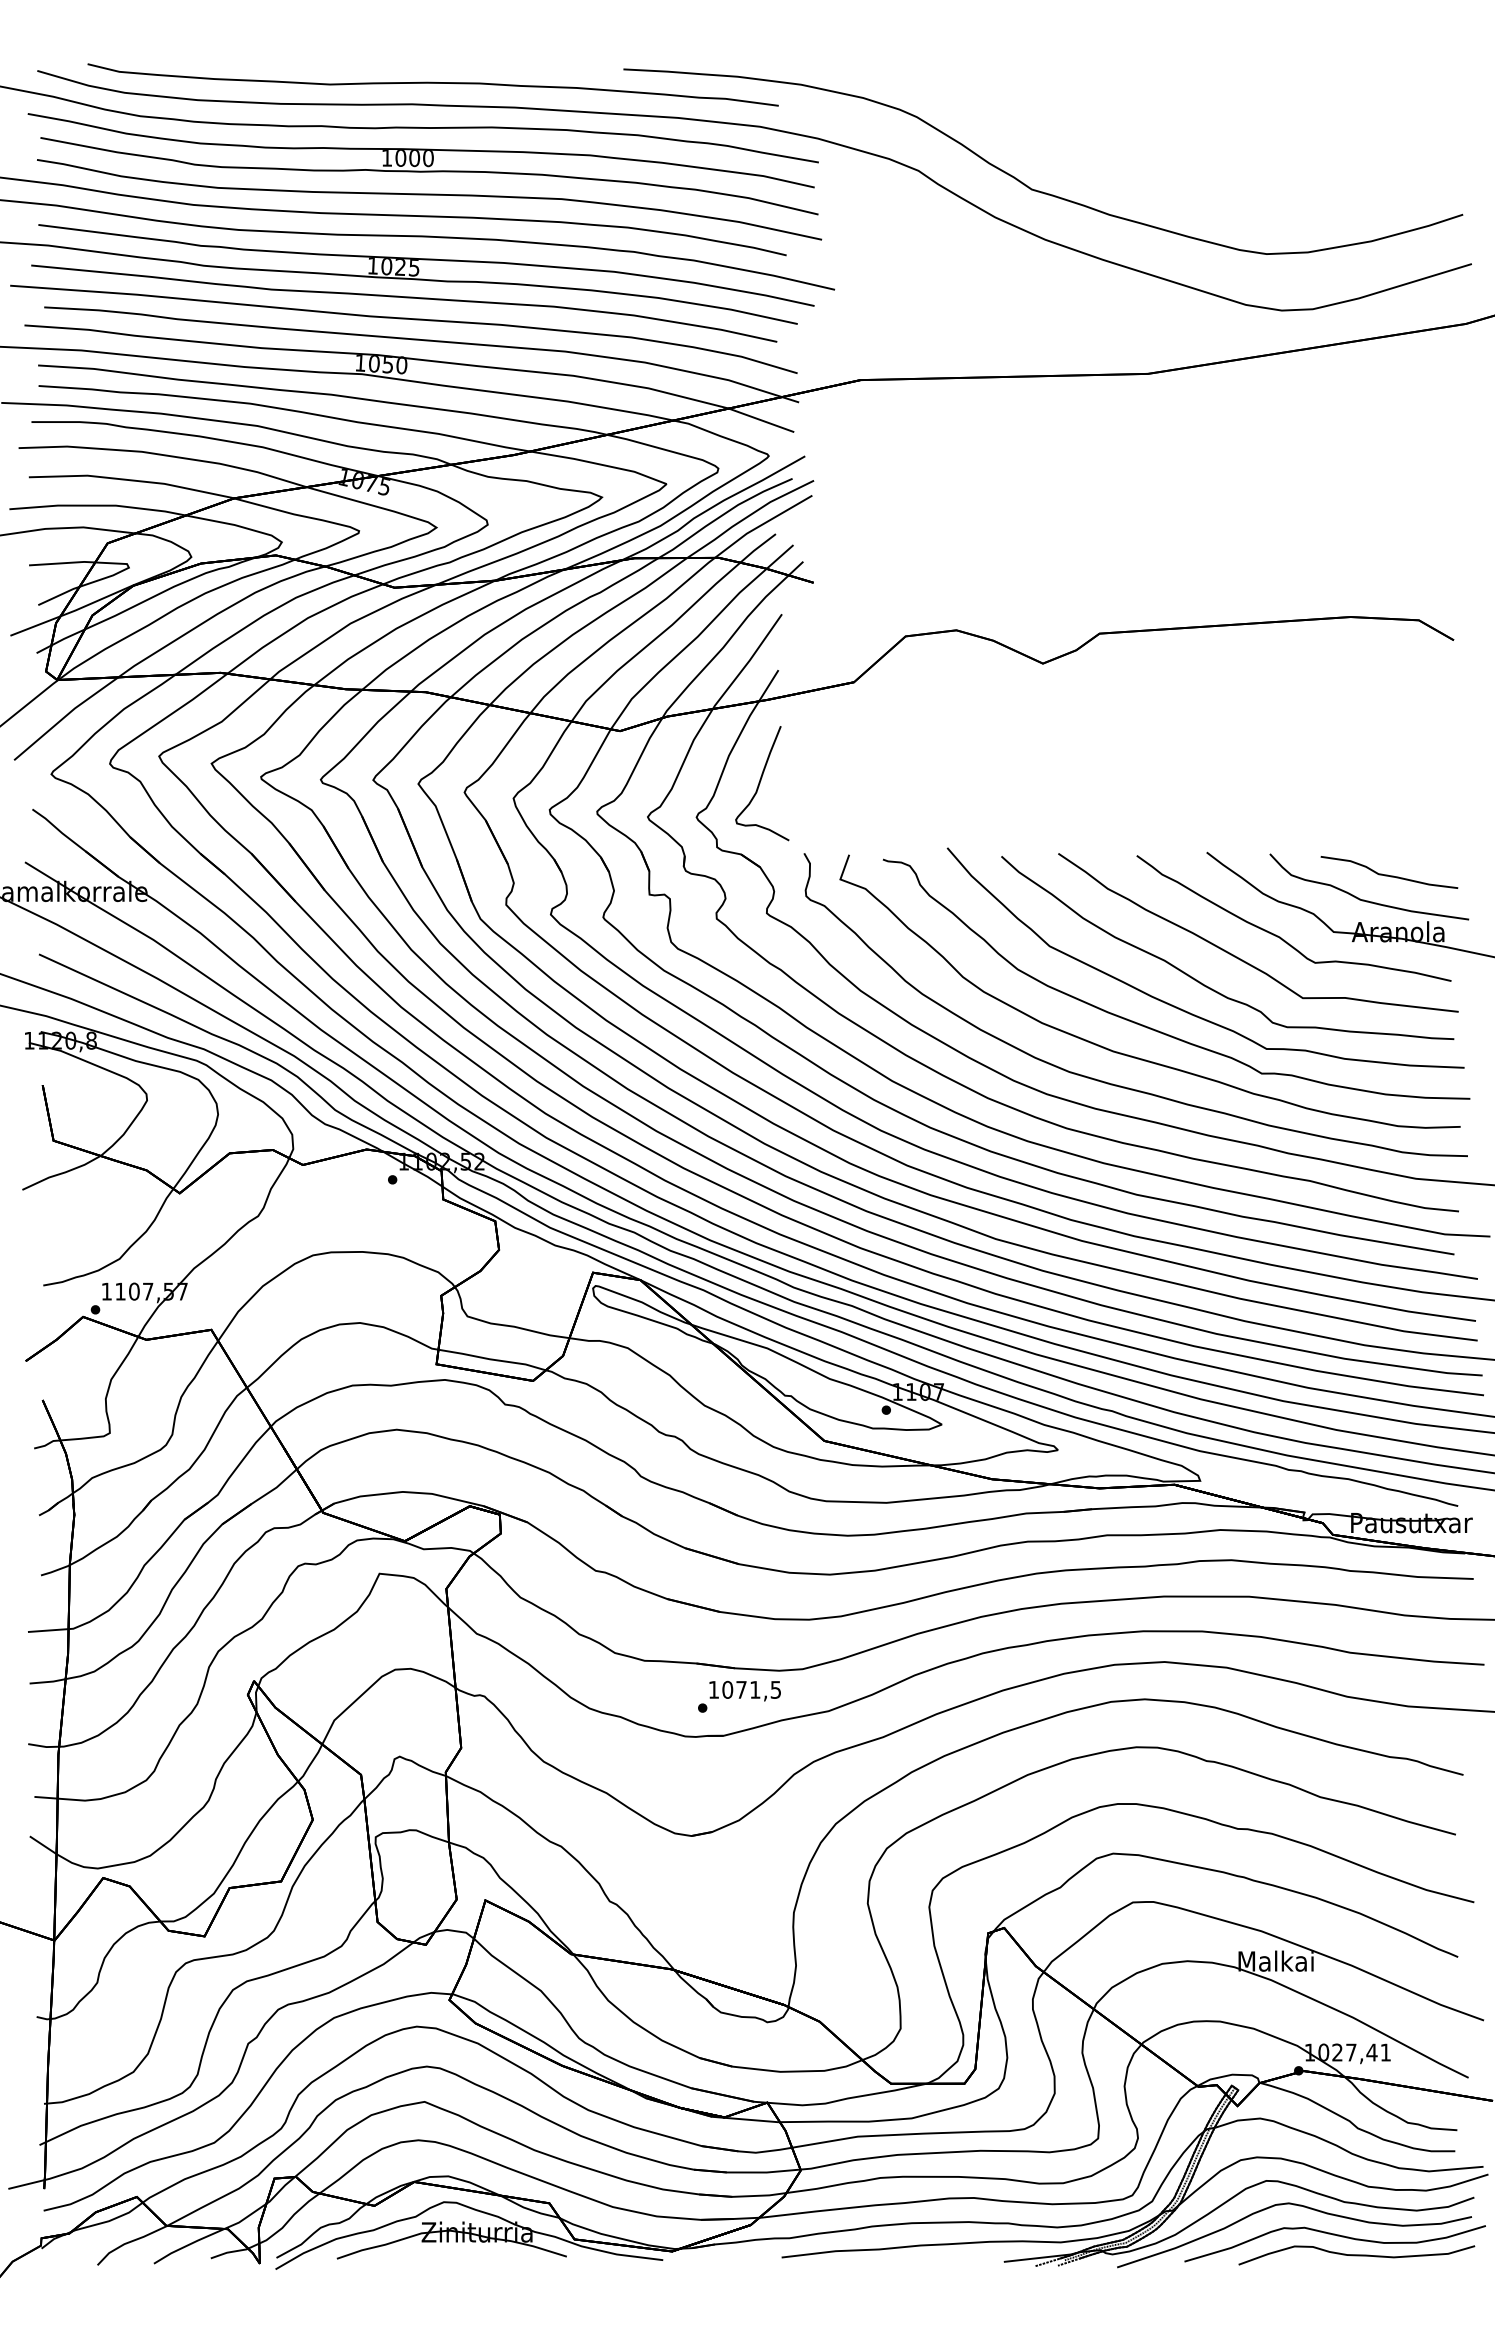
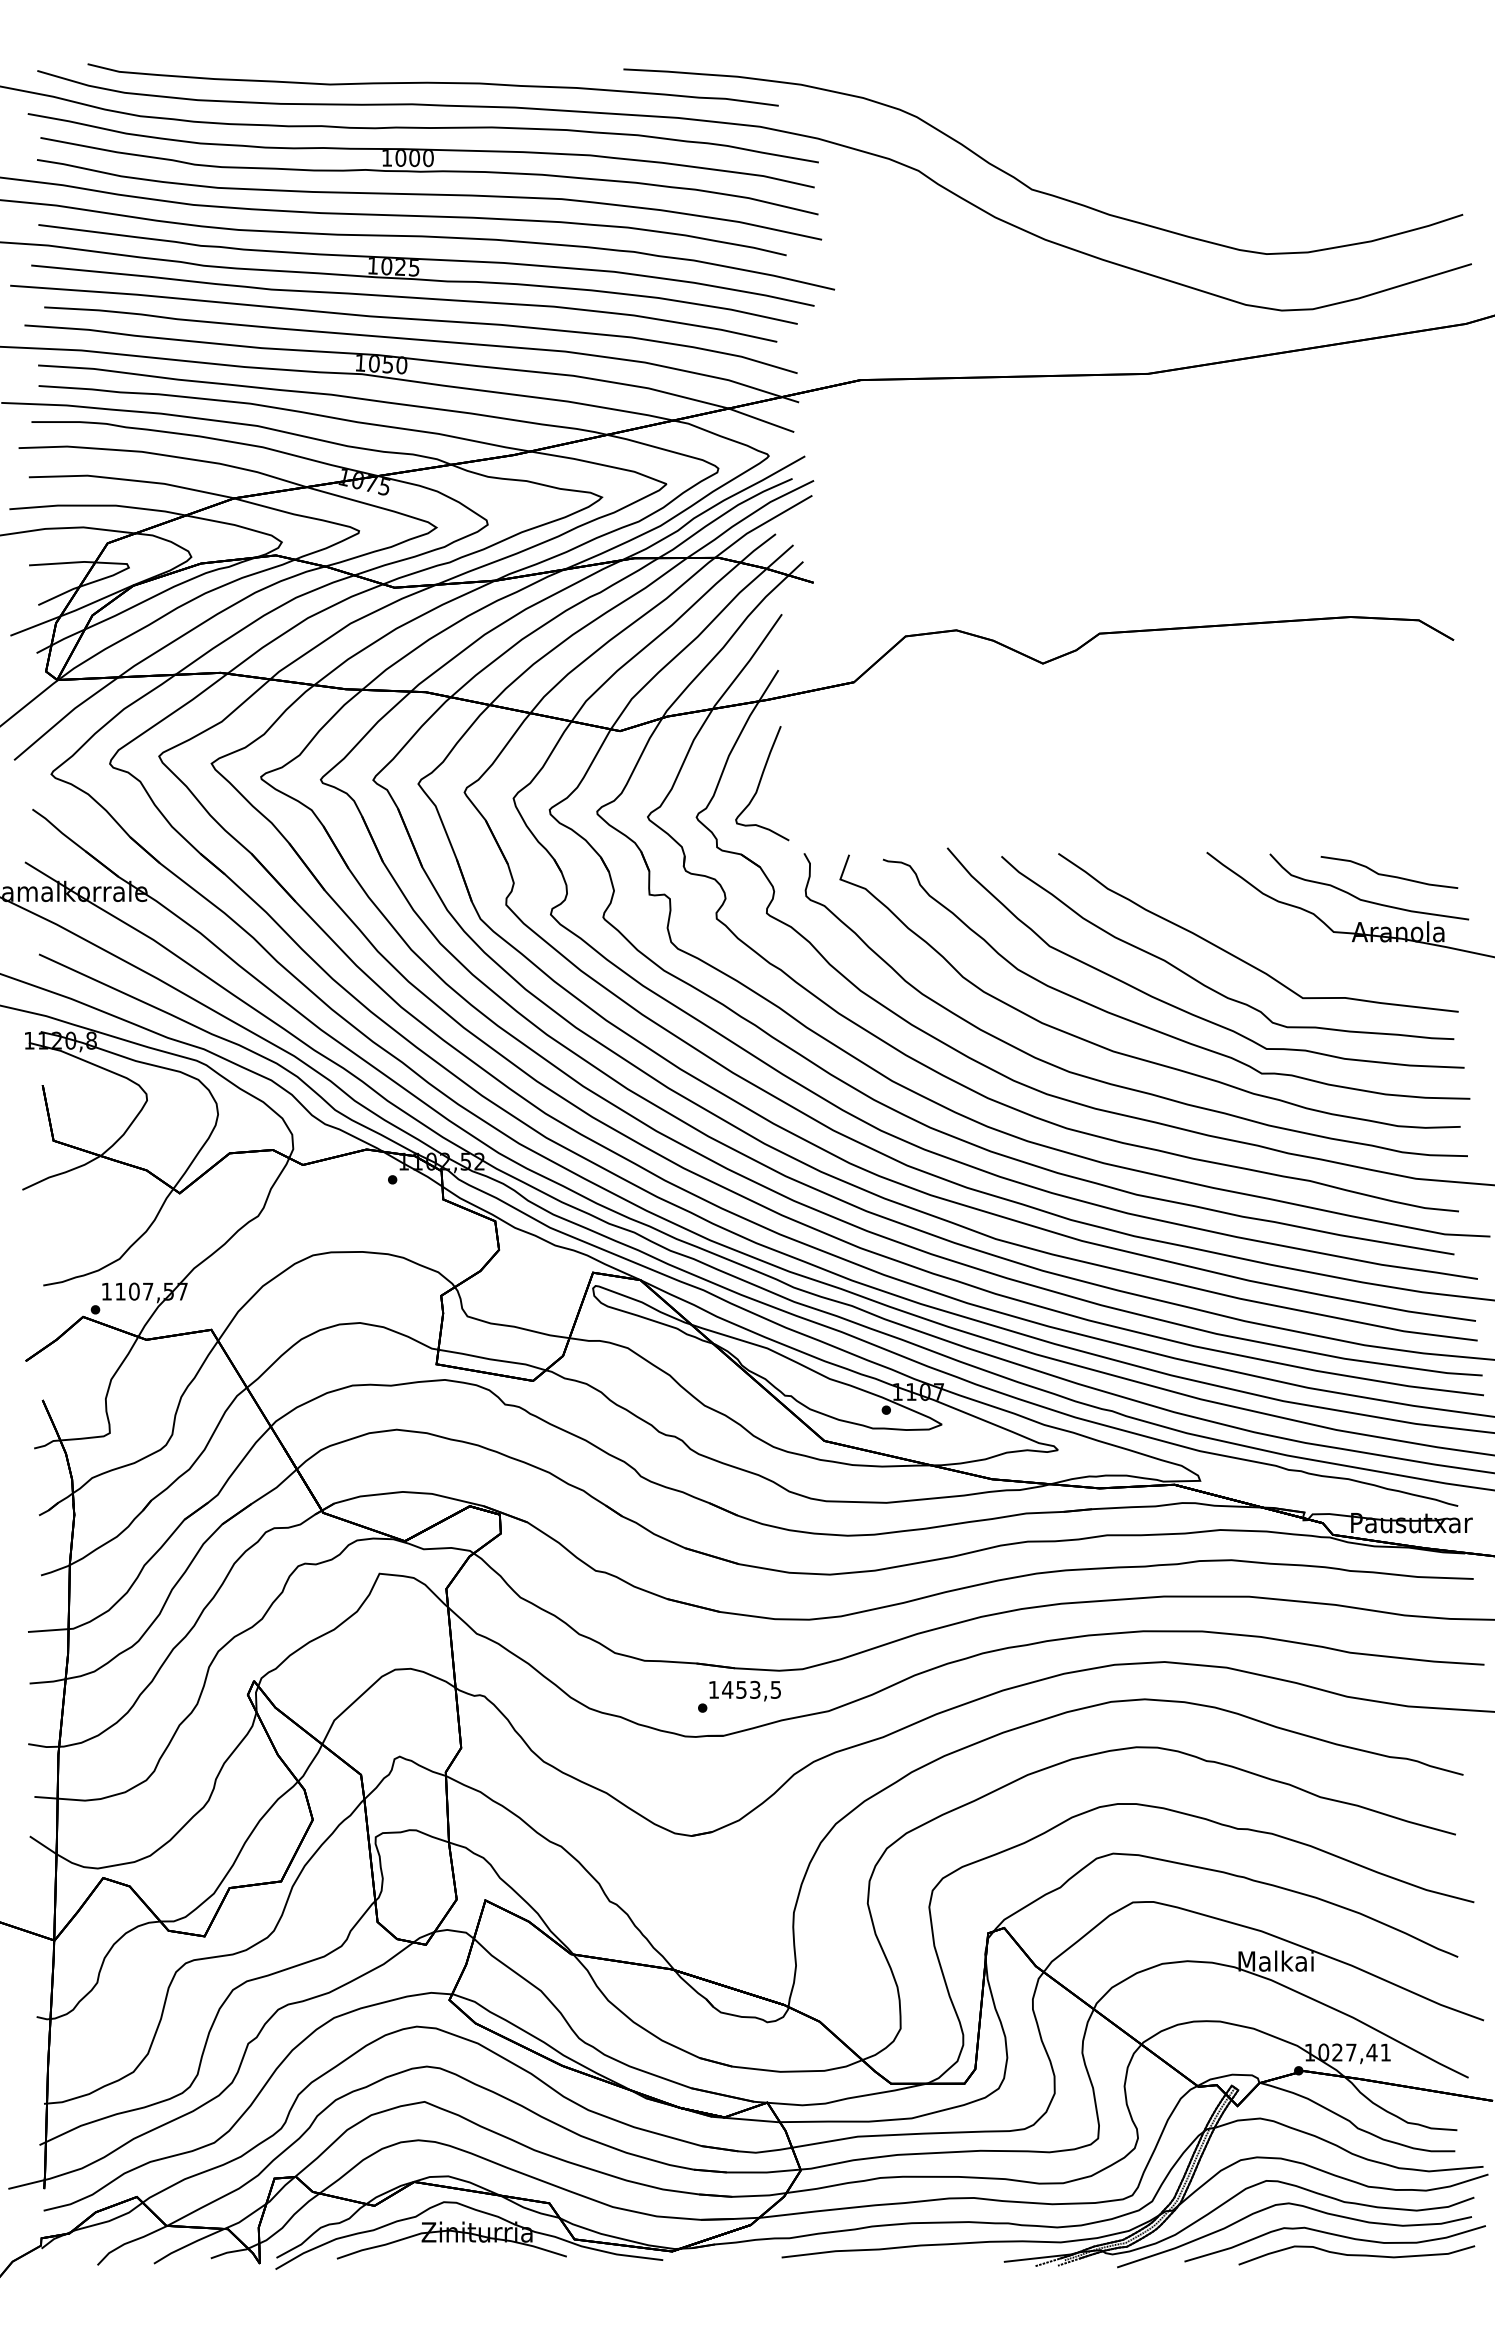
curve: present -> none (1280, 936)
text: 1071,5 -> 1453,5 (741, 1689)
